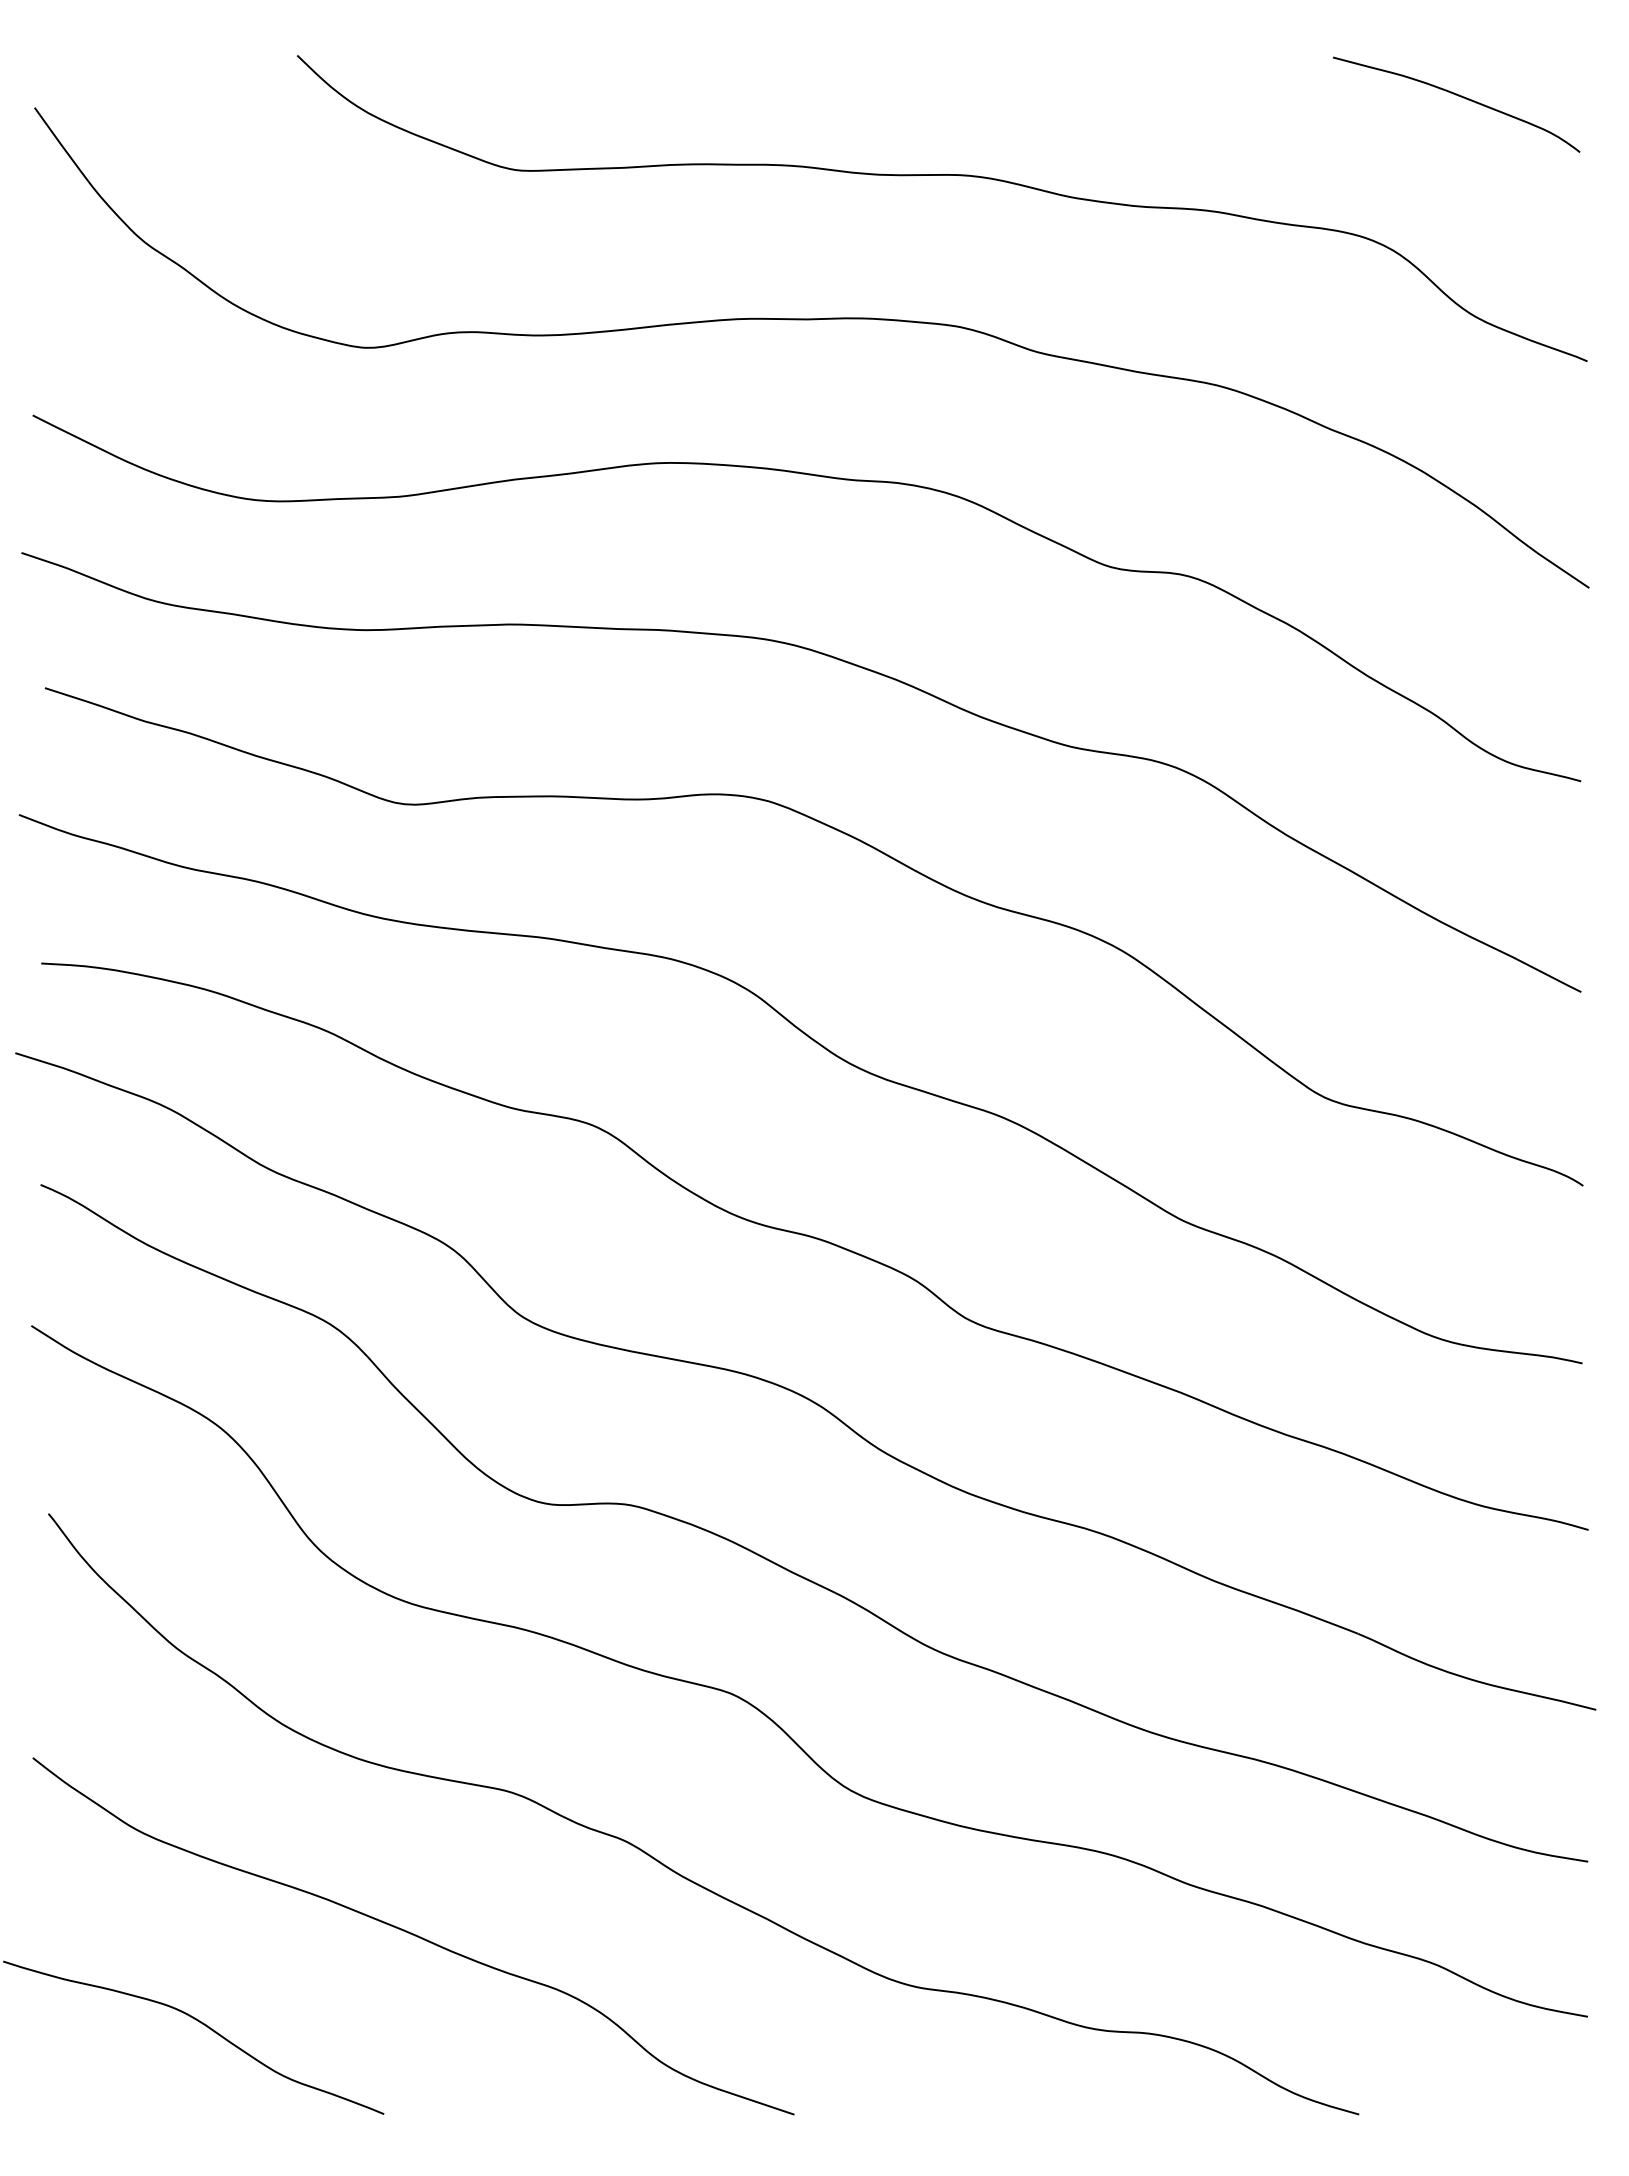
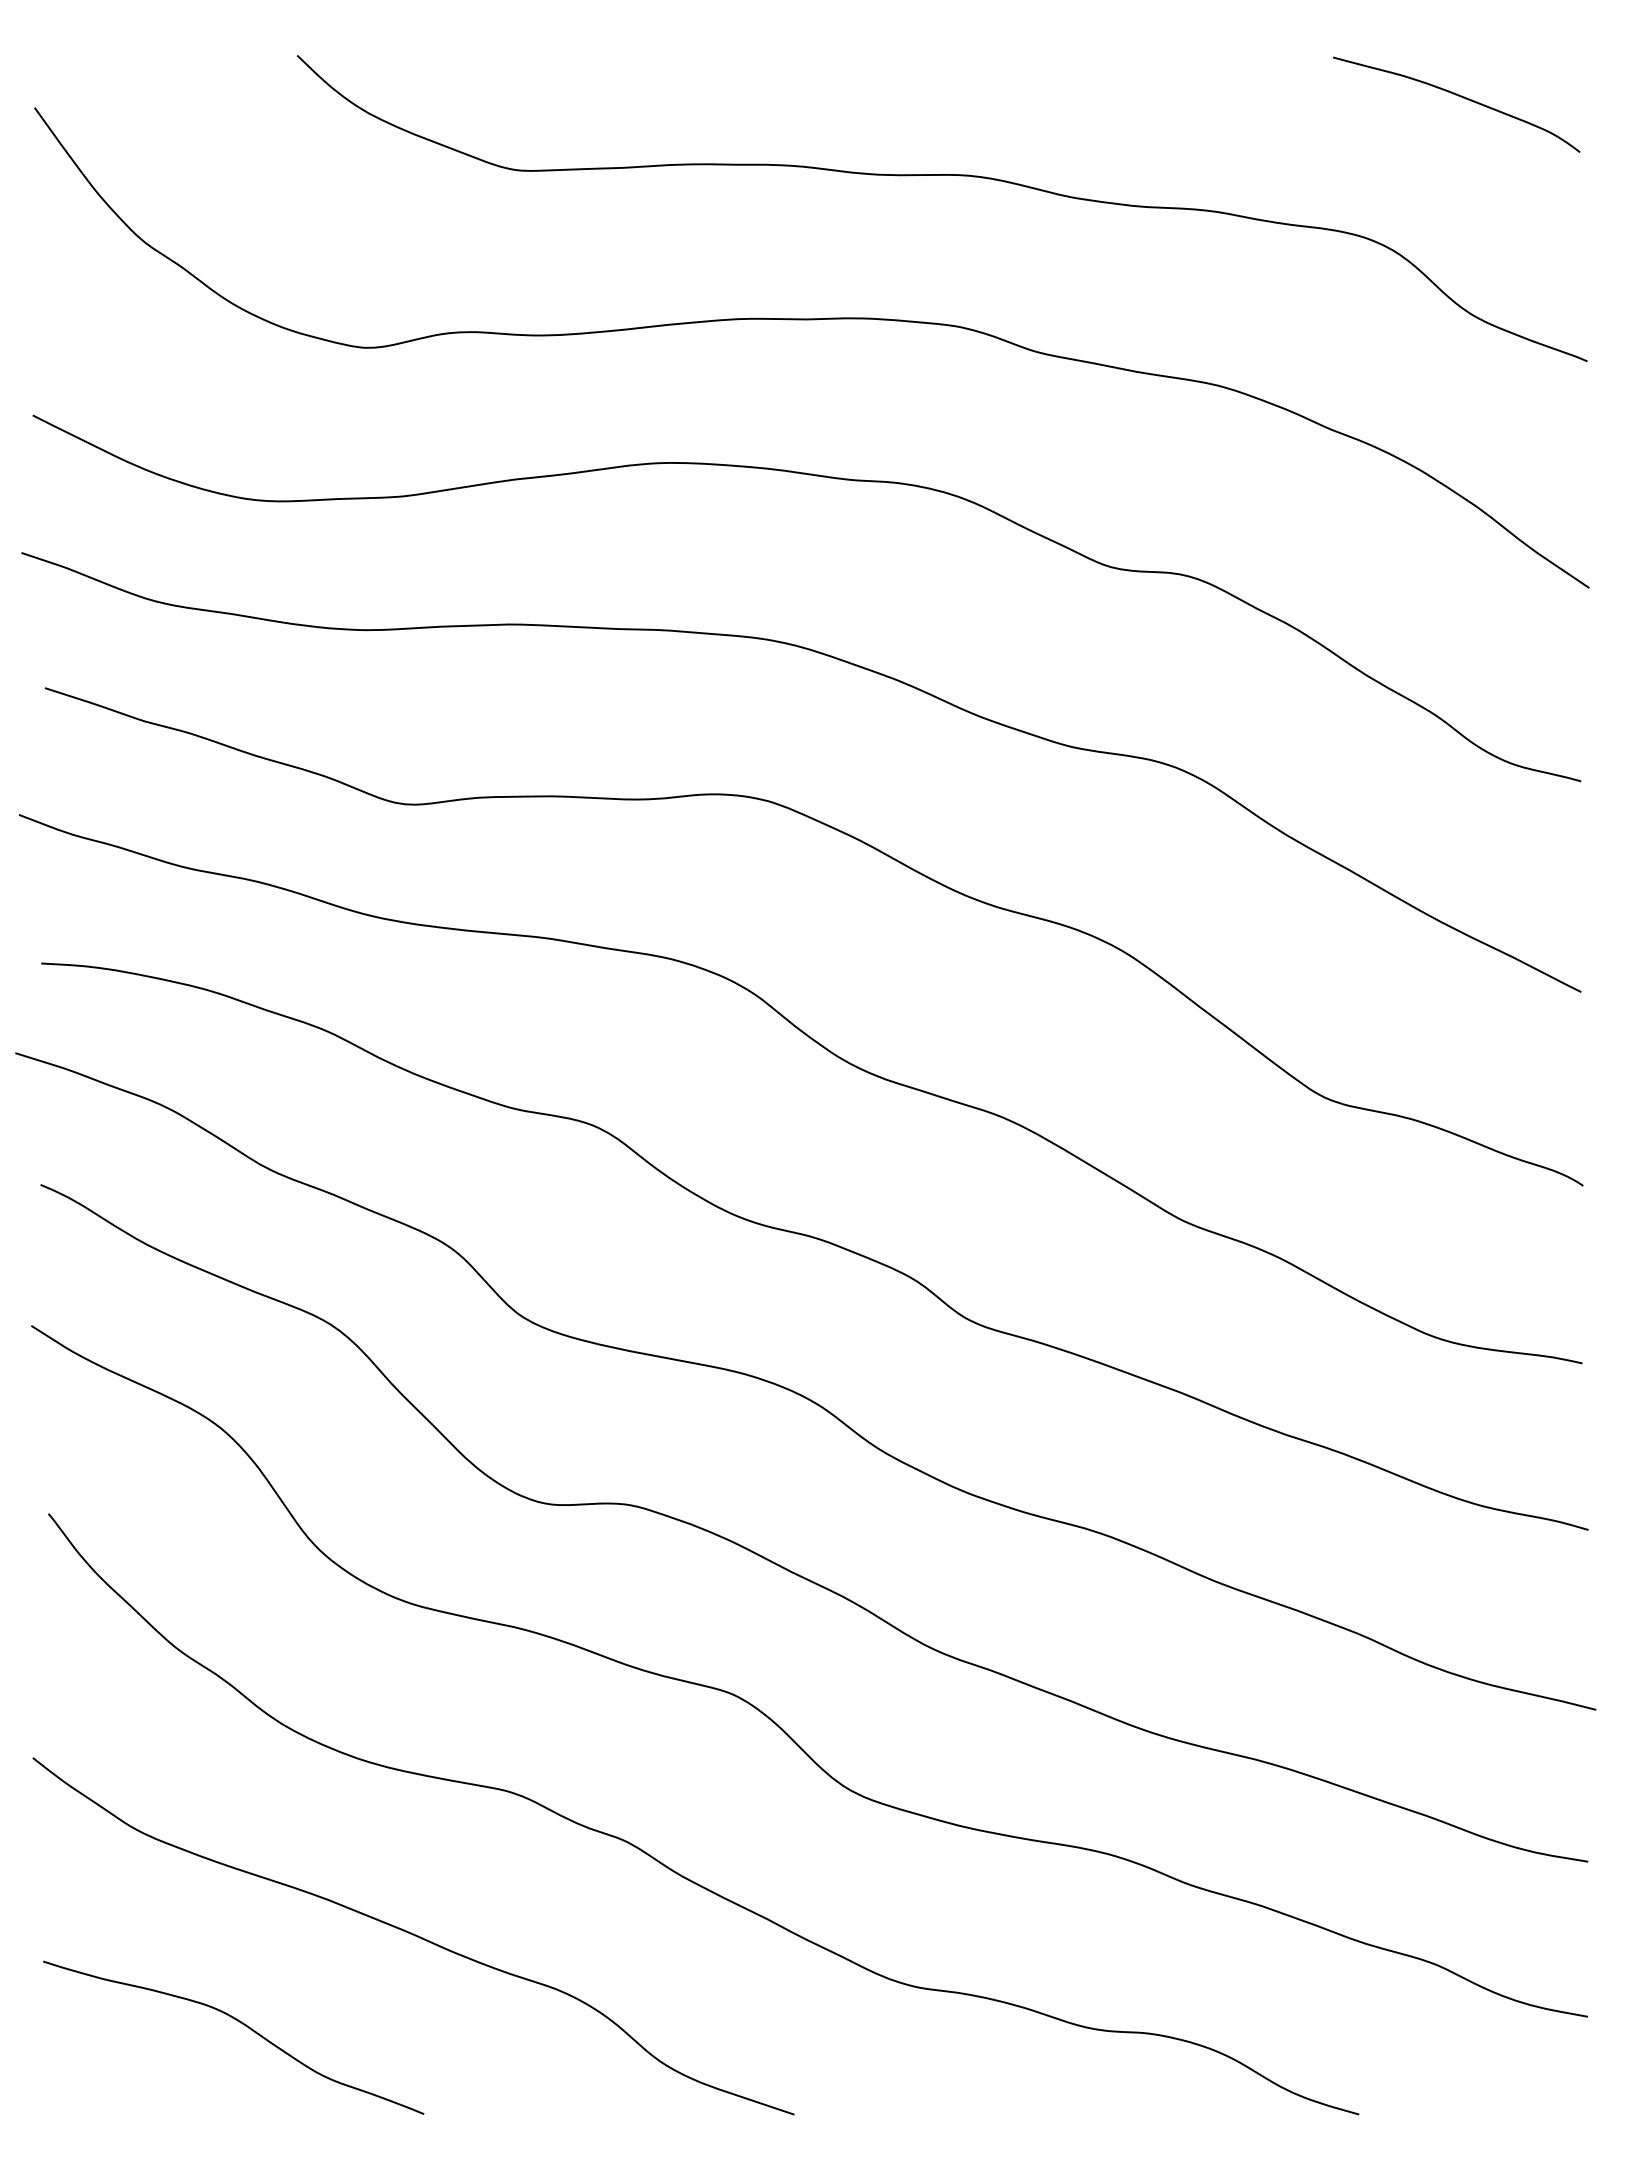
curve position: (200, 2023) -> (240, 2023) (240, 2023)
